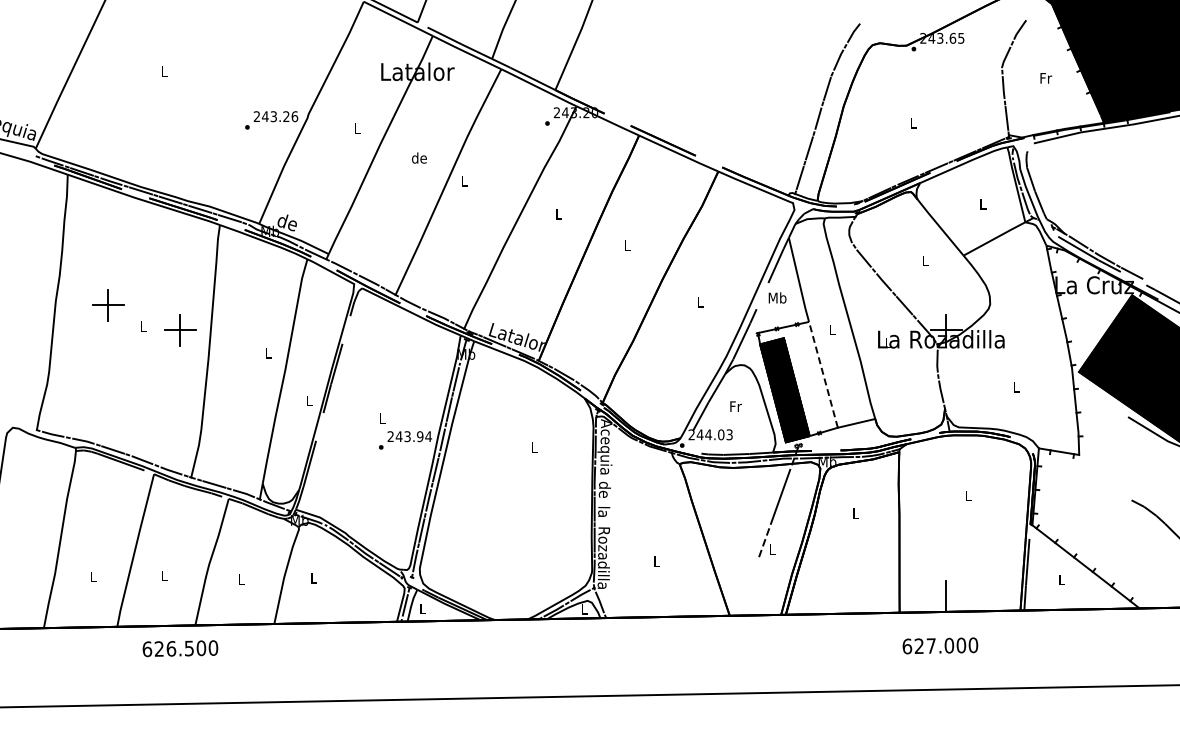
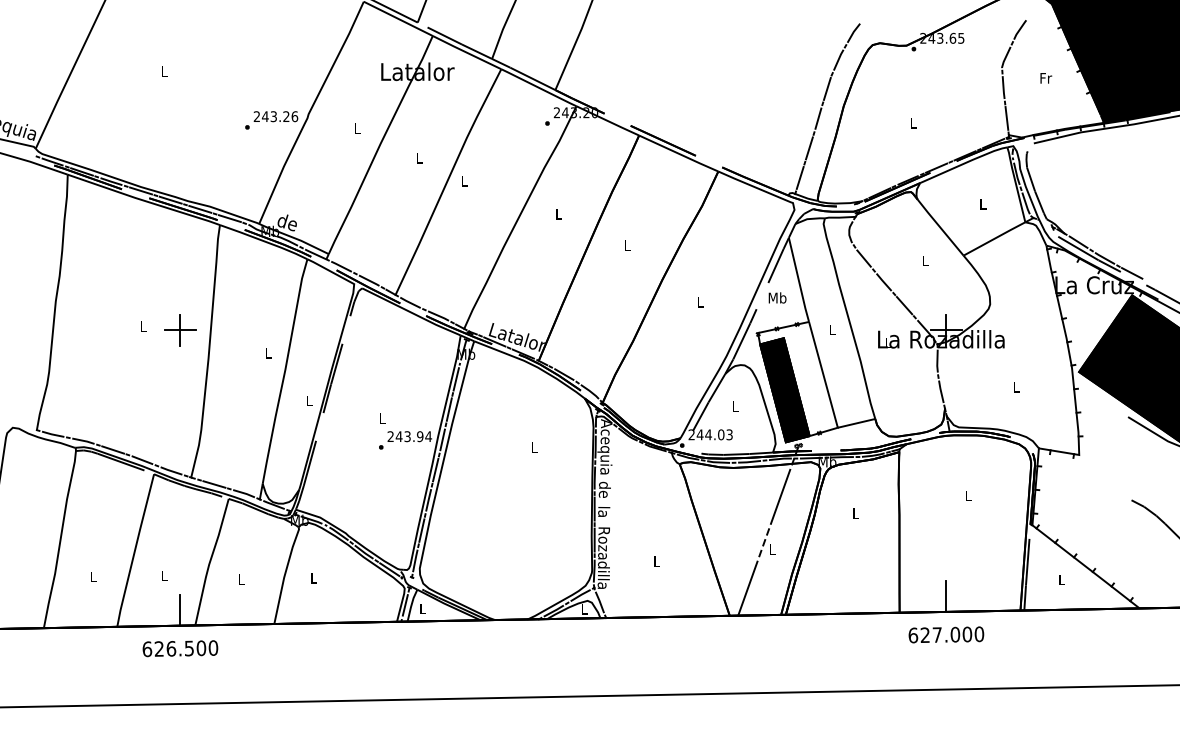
text: de -> L (419, 157)
part: present -> none (108, 305)
line: dashed -> solid (823, 374)
text: Fr -> L (735, 406)
line: none -> present (747, 588)
line: none -> present (180, 610)
text position: (940, 645) -> (946, 634) (946, 634)
